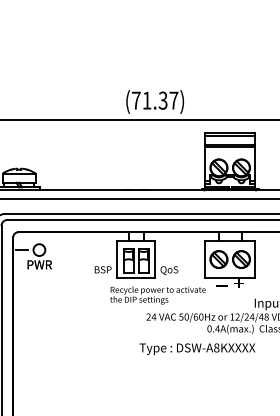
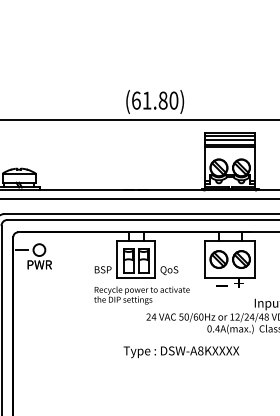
text: (71.37) -> (61.80) (155, 100)
line: none -> present (230, 140)
text position: (157, 295) -> (141, 295) (141, 295)
text position: (197, 349) -> (181, 352) (181, 352)
